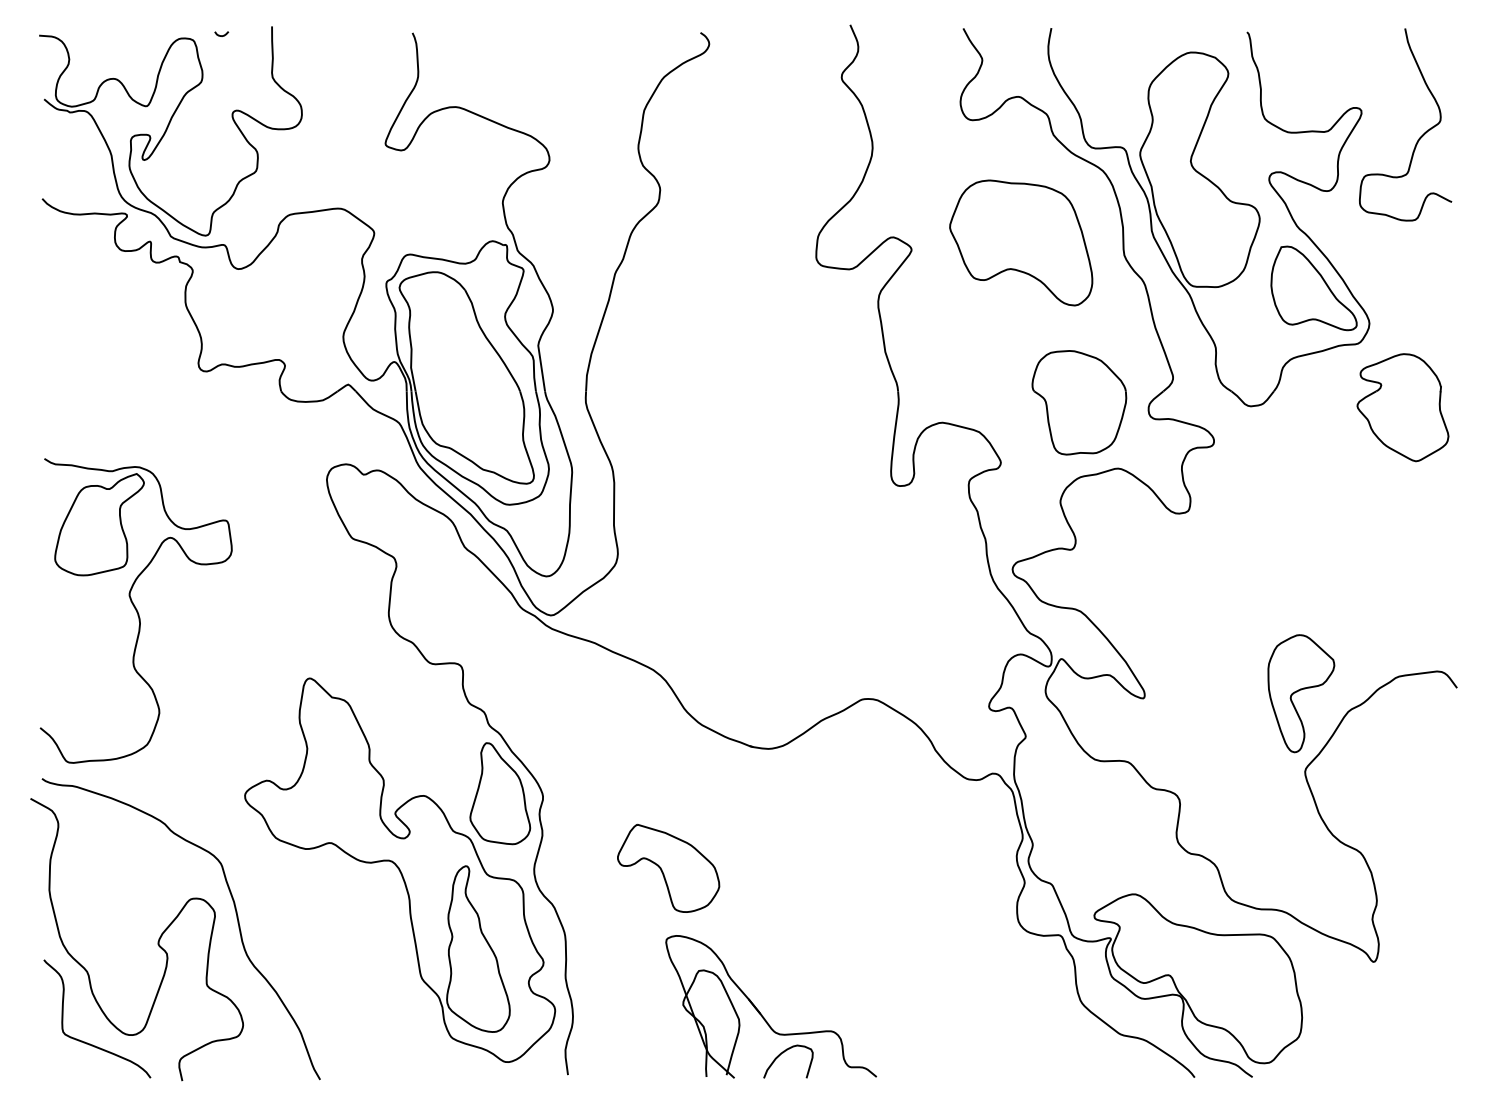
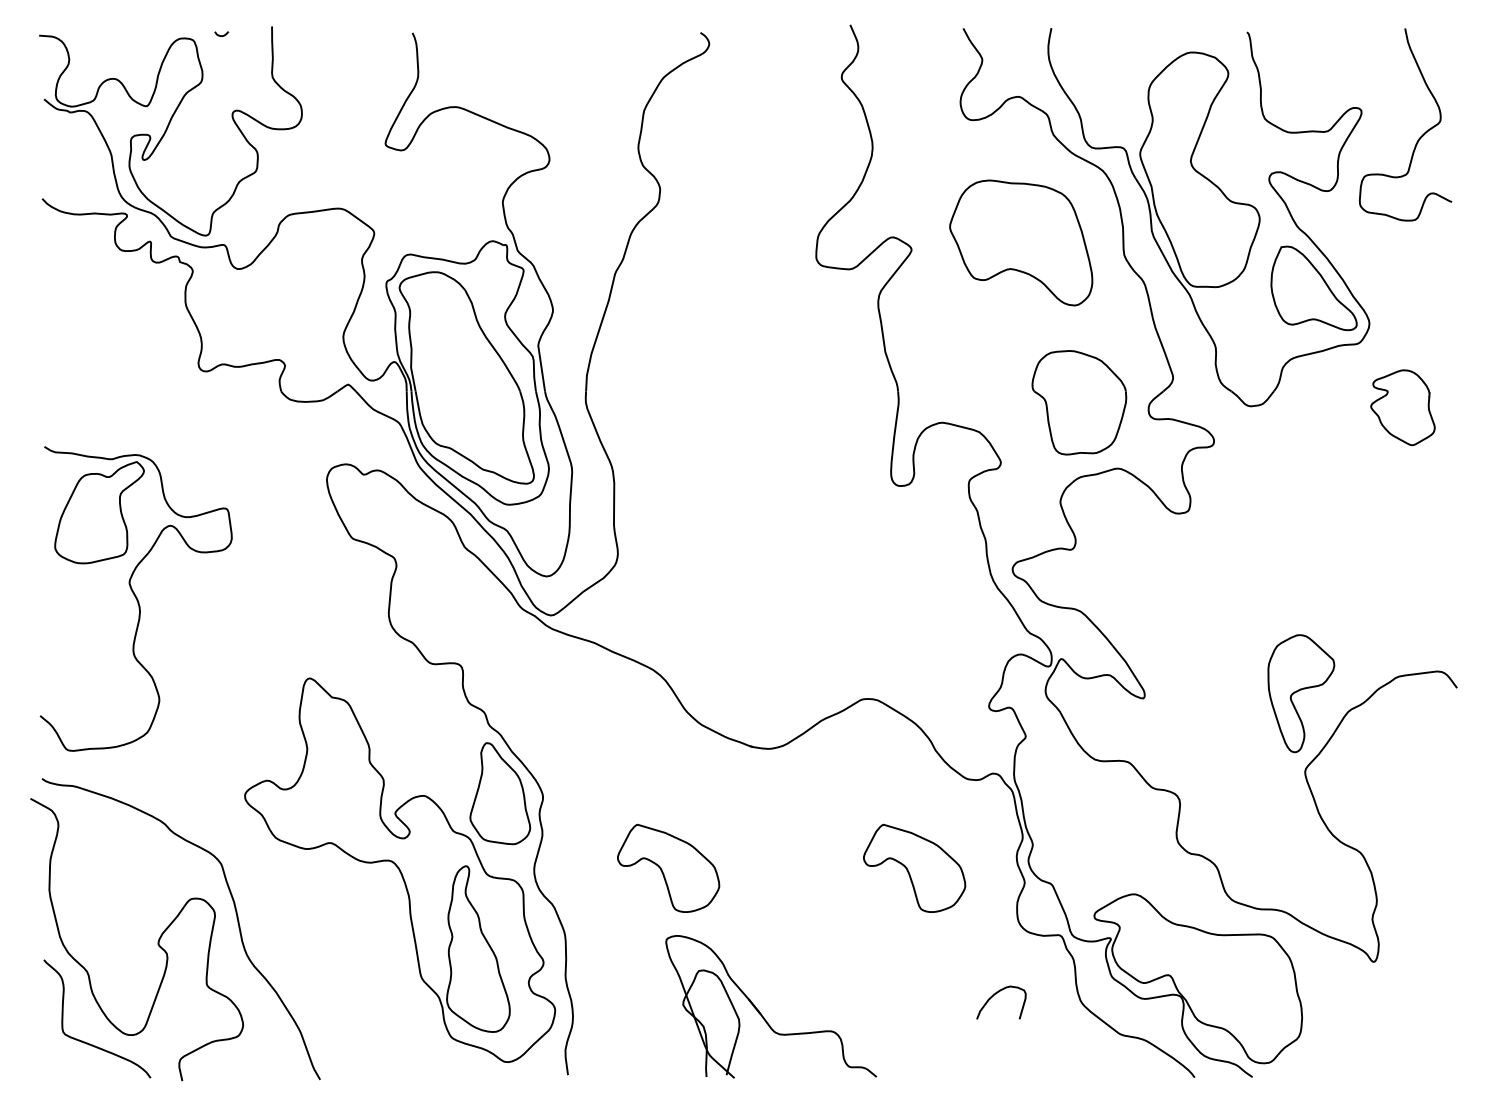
part size: 94x110 px -> 66x78 px (1402, 407)
part position: (135, 610) -> (135, 598) (135, 598)
part: none -> present (914, 867)
curve position: (783, 1053) -> (996, 994) (996, 994)
